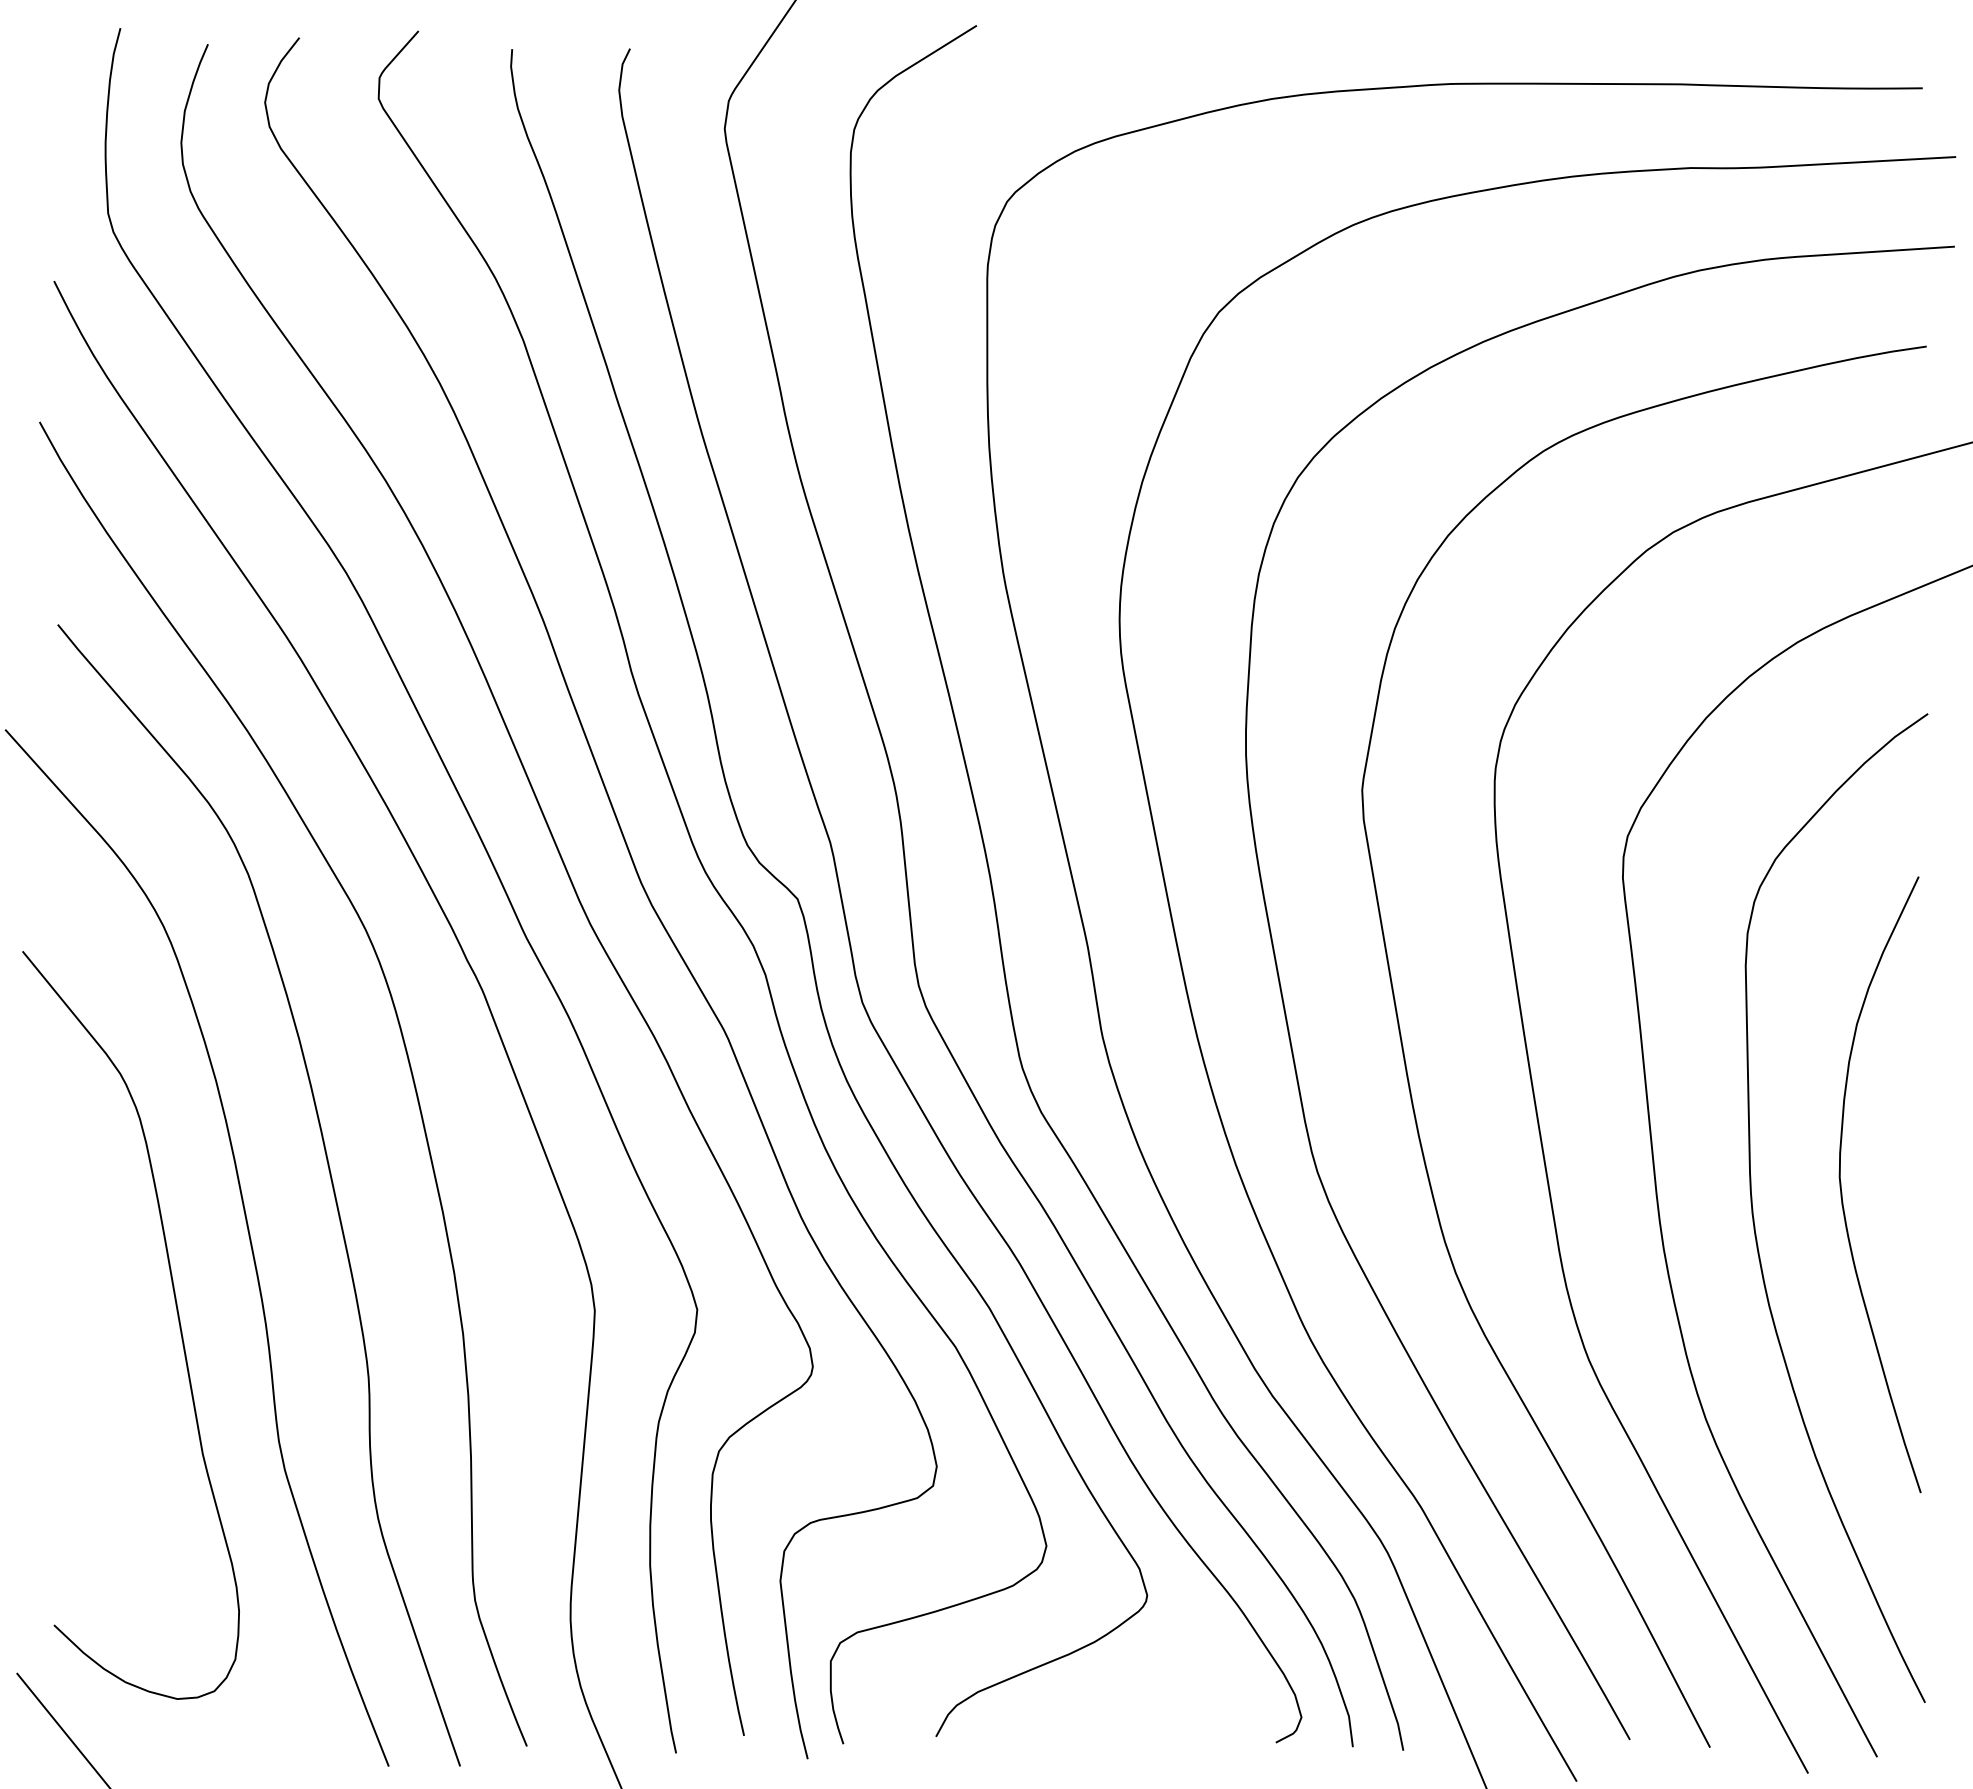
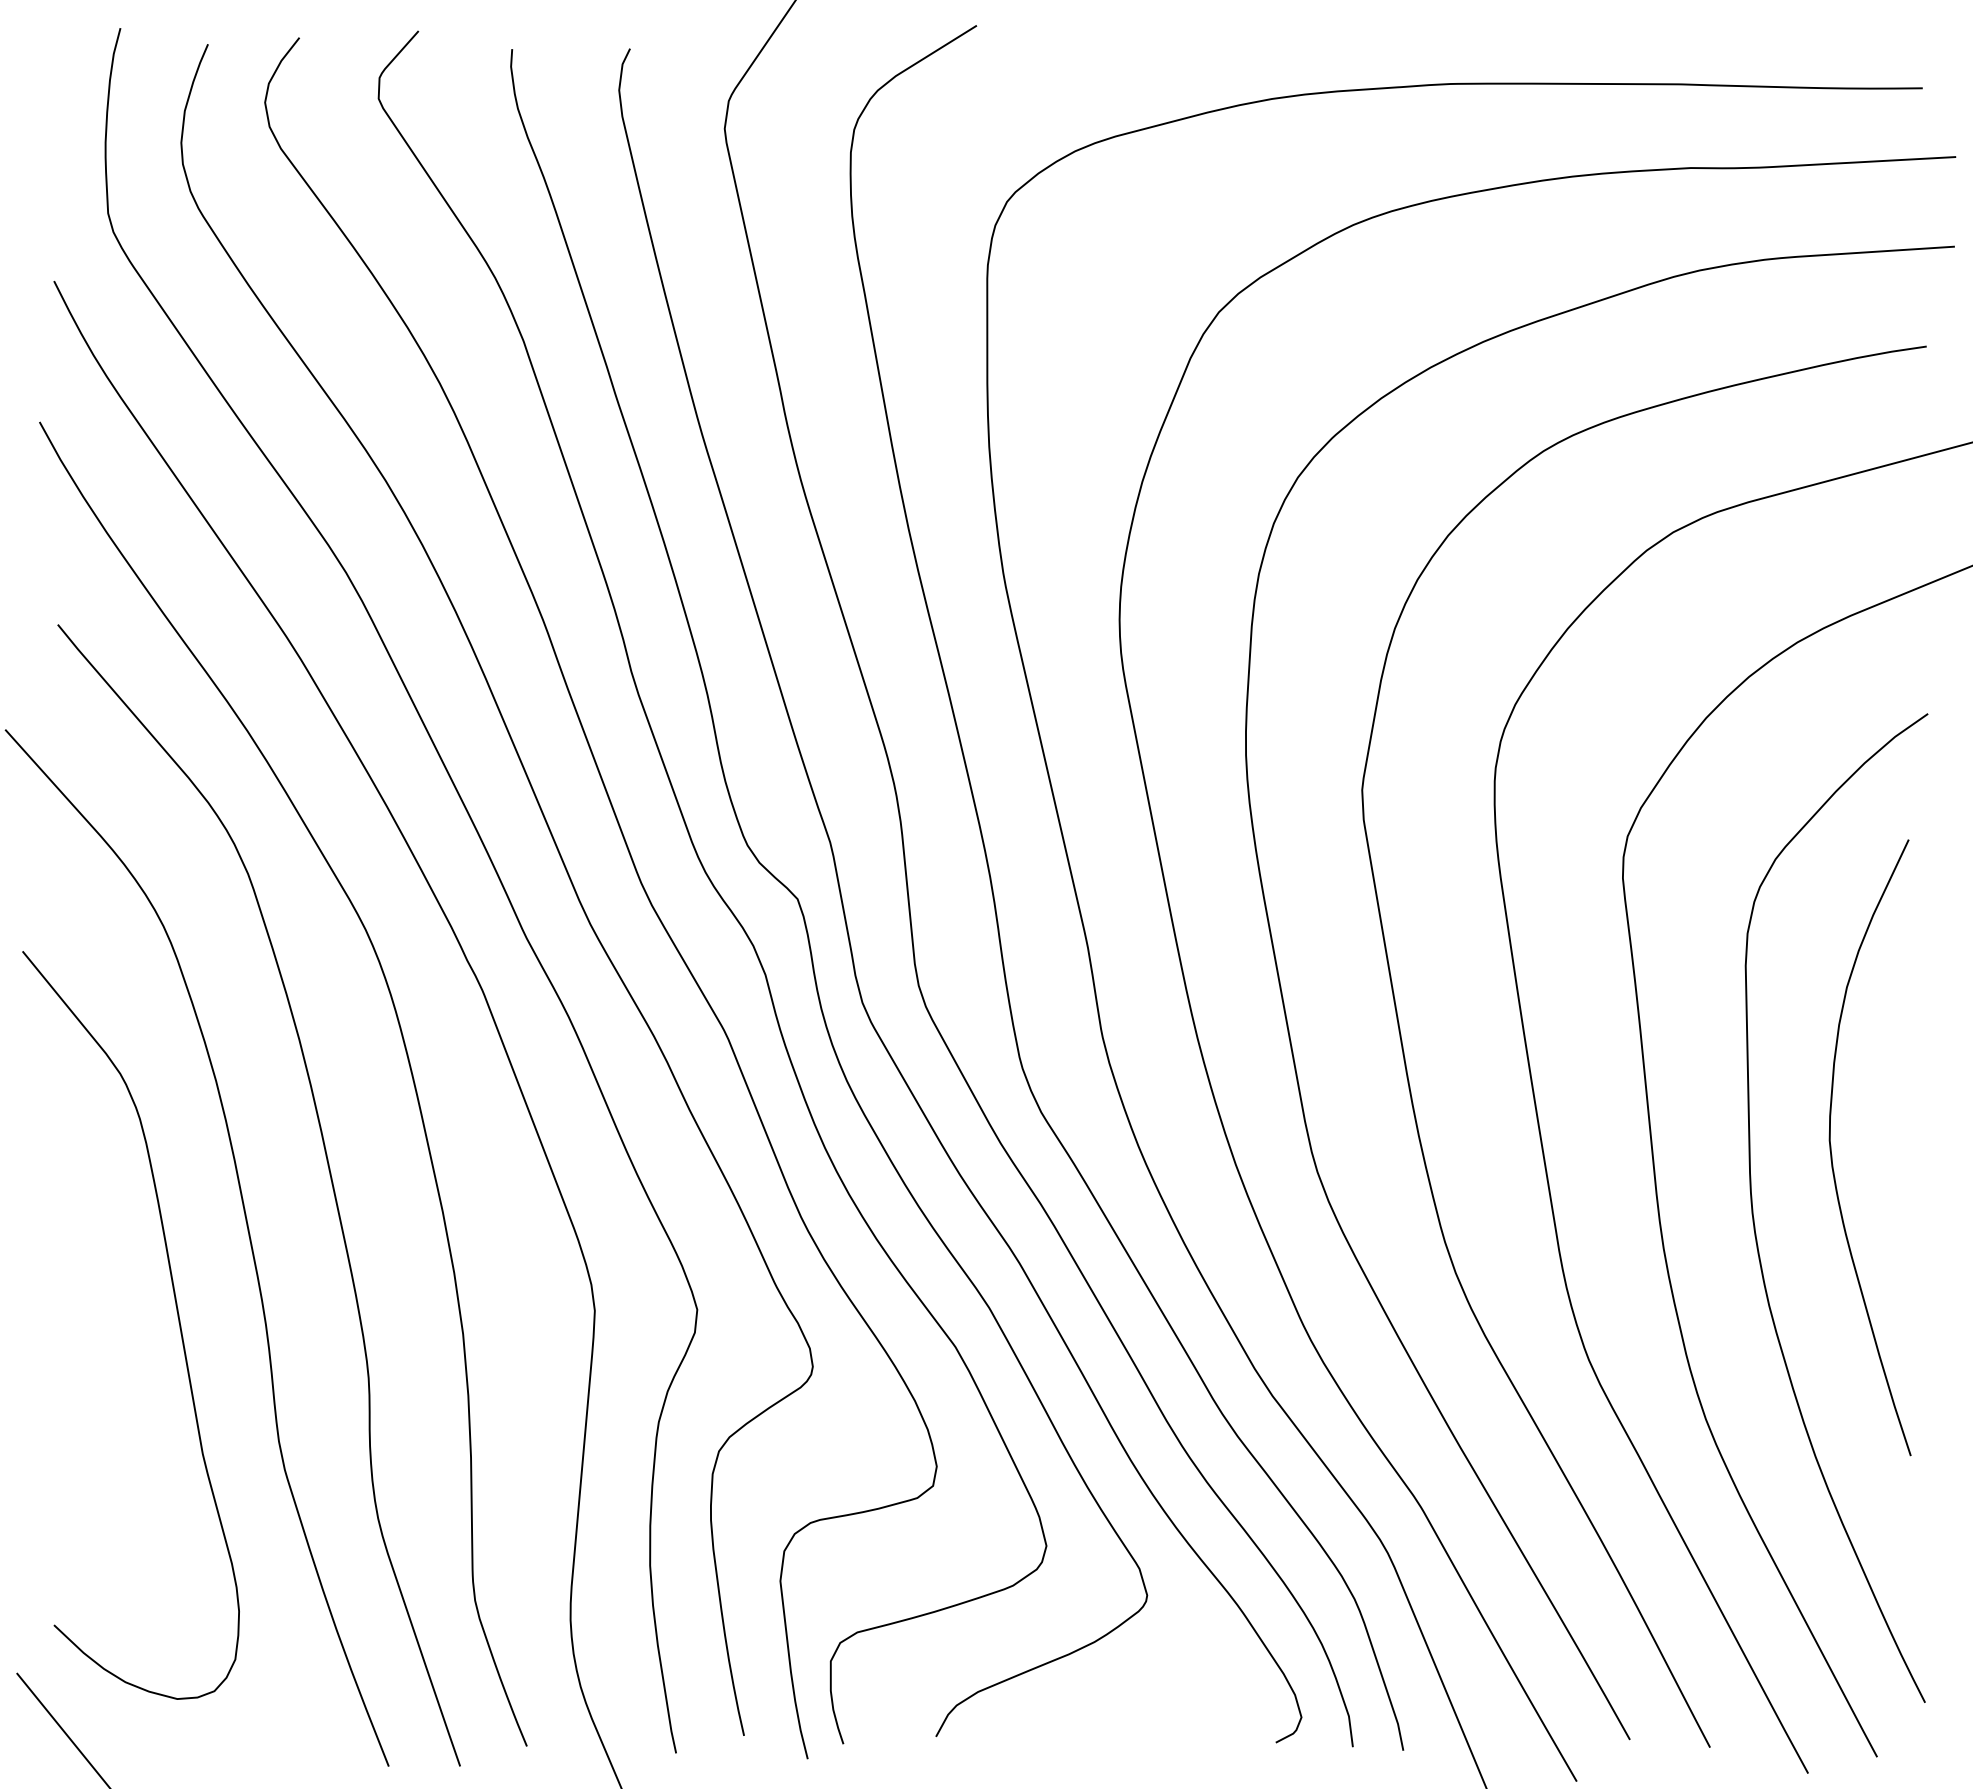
curve position: (1842, 1191) -> (1832, 1154) (1832, 1154)
